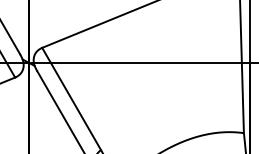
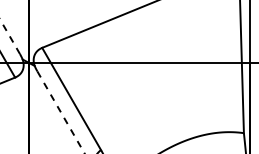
line: solid -> dashed (10, 36)
line: solid -> dashed (61, 112)
